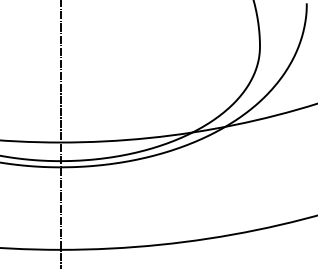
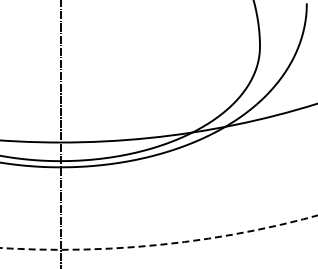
circle: solid -> dashed (158, 232)
